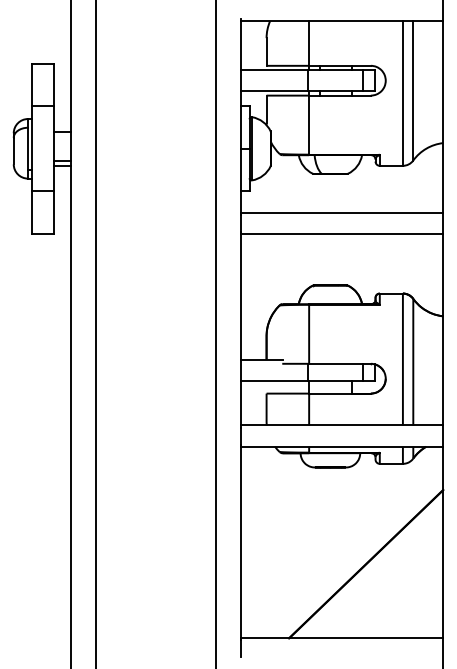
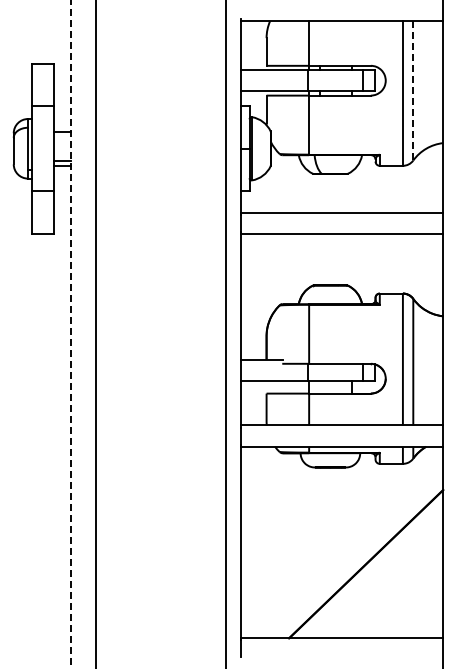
line: solid -> dashed (413, 90)
line position: (215, 333) -> (225, 333) (225, 333)
line: solid -> dashed (70, 334)
